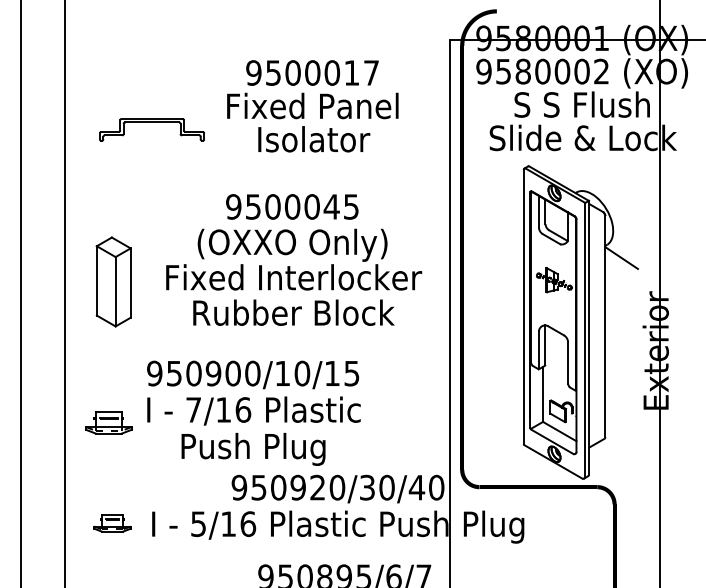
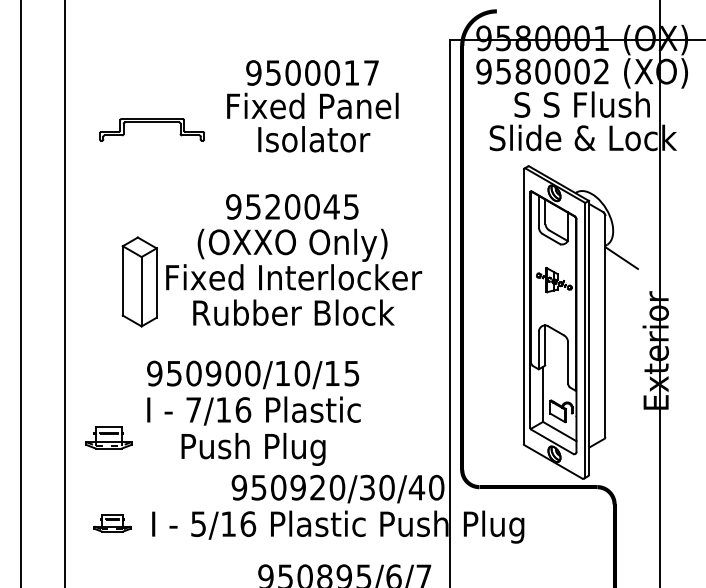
text: 9500045 -> 9520045 (272, 206)
part position: (113, 281) -> (139, 281) (139, 281)
part position: (108, 422) -> (108, 437) (108, 437)
